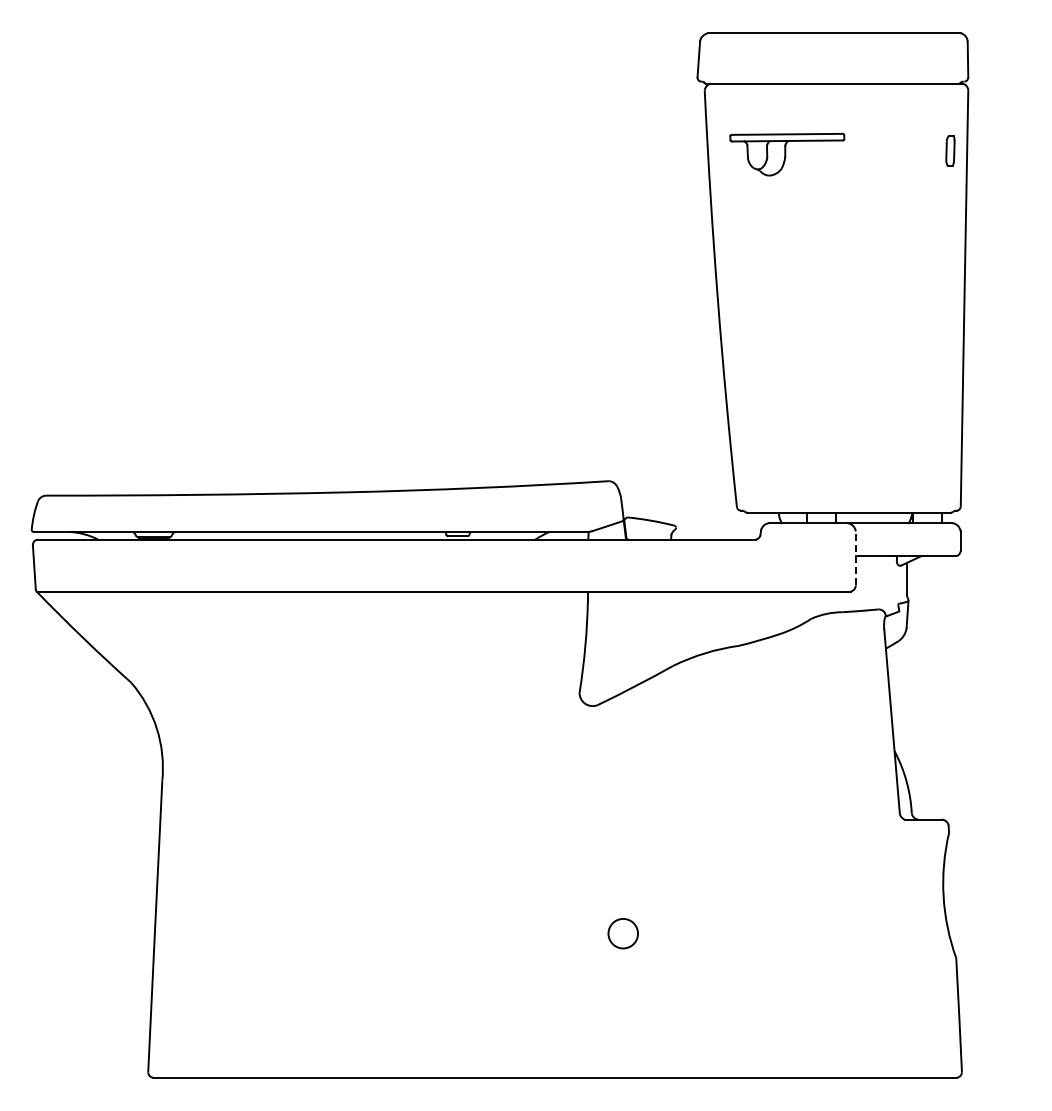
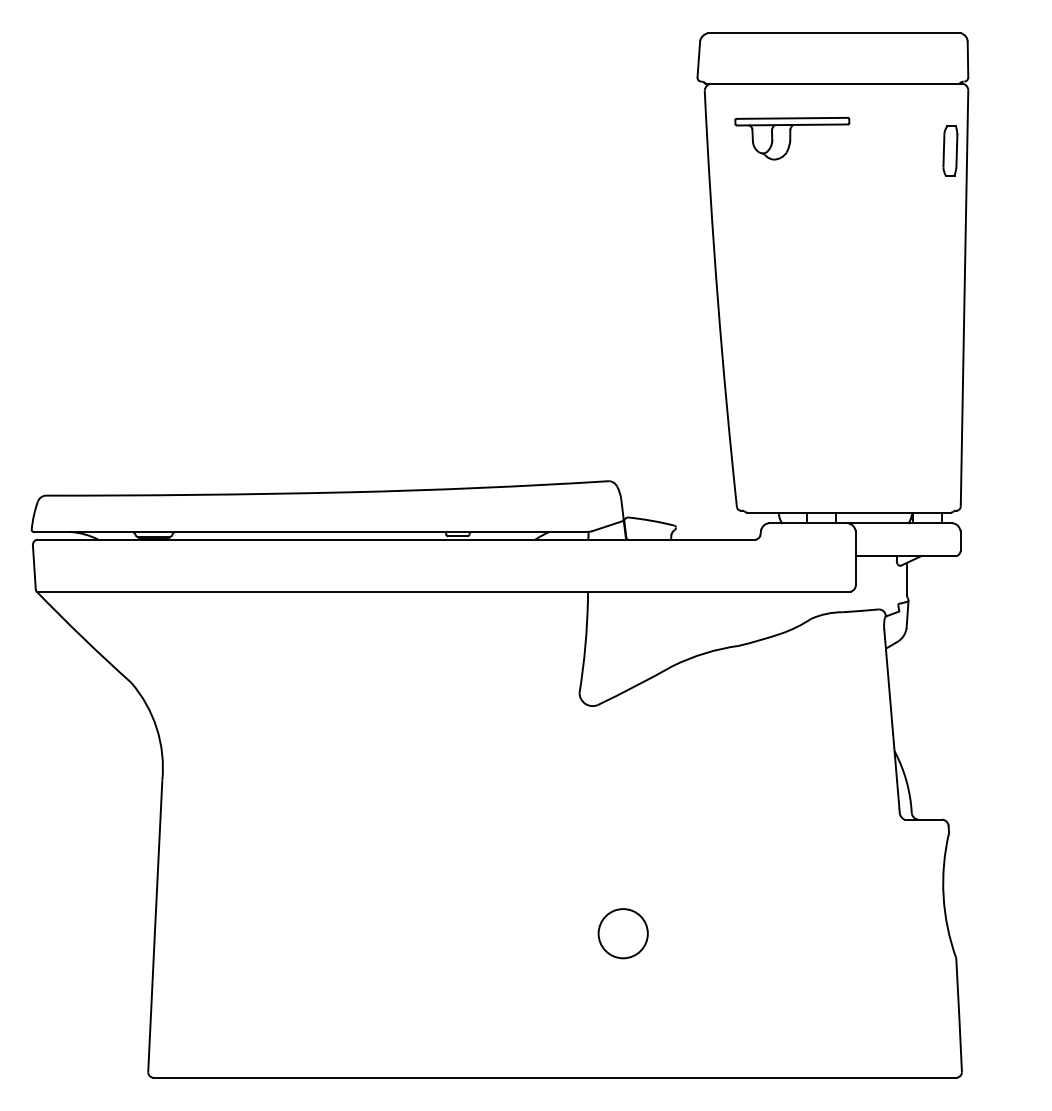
part size: 11x32 px -> 17x52 px (950, 150)
part position: (787, 154) -> (792, 138) (792, 138)
line: dashed -> solid (855, 557)
circle diameter: 30 px -> 49 px (622, 933)
